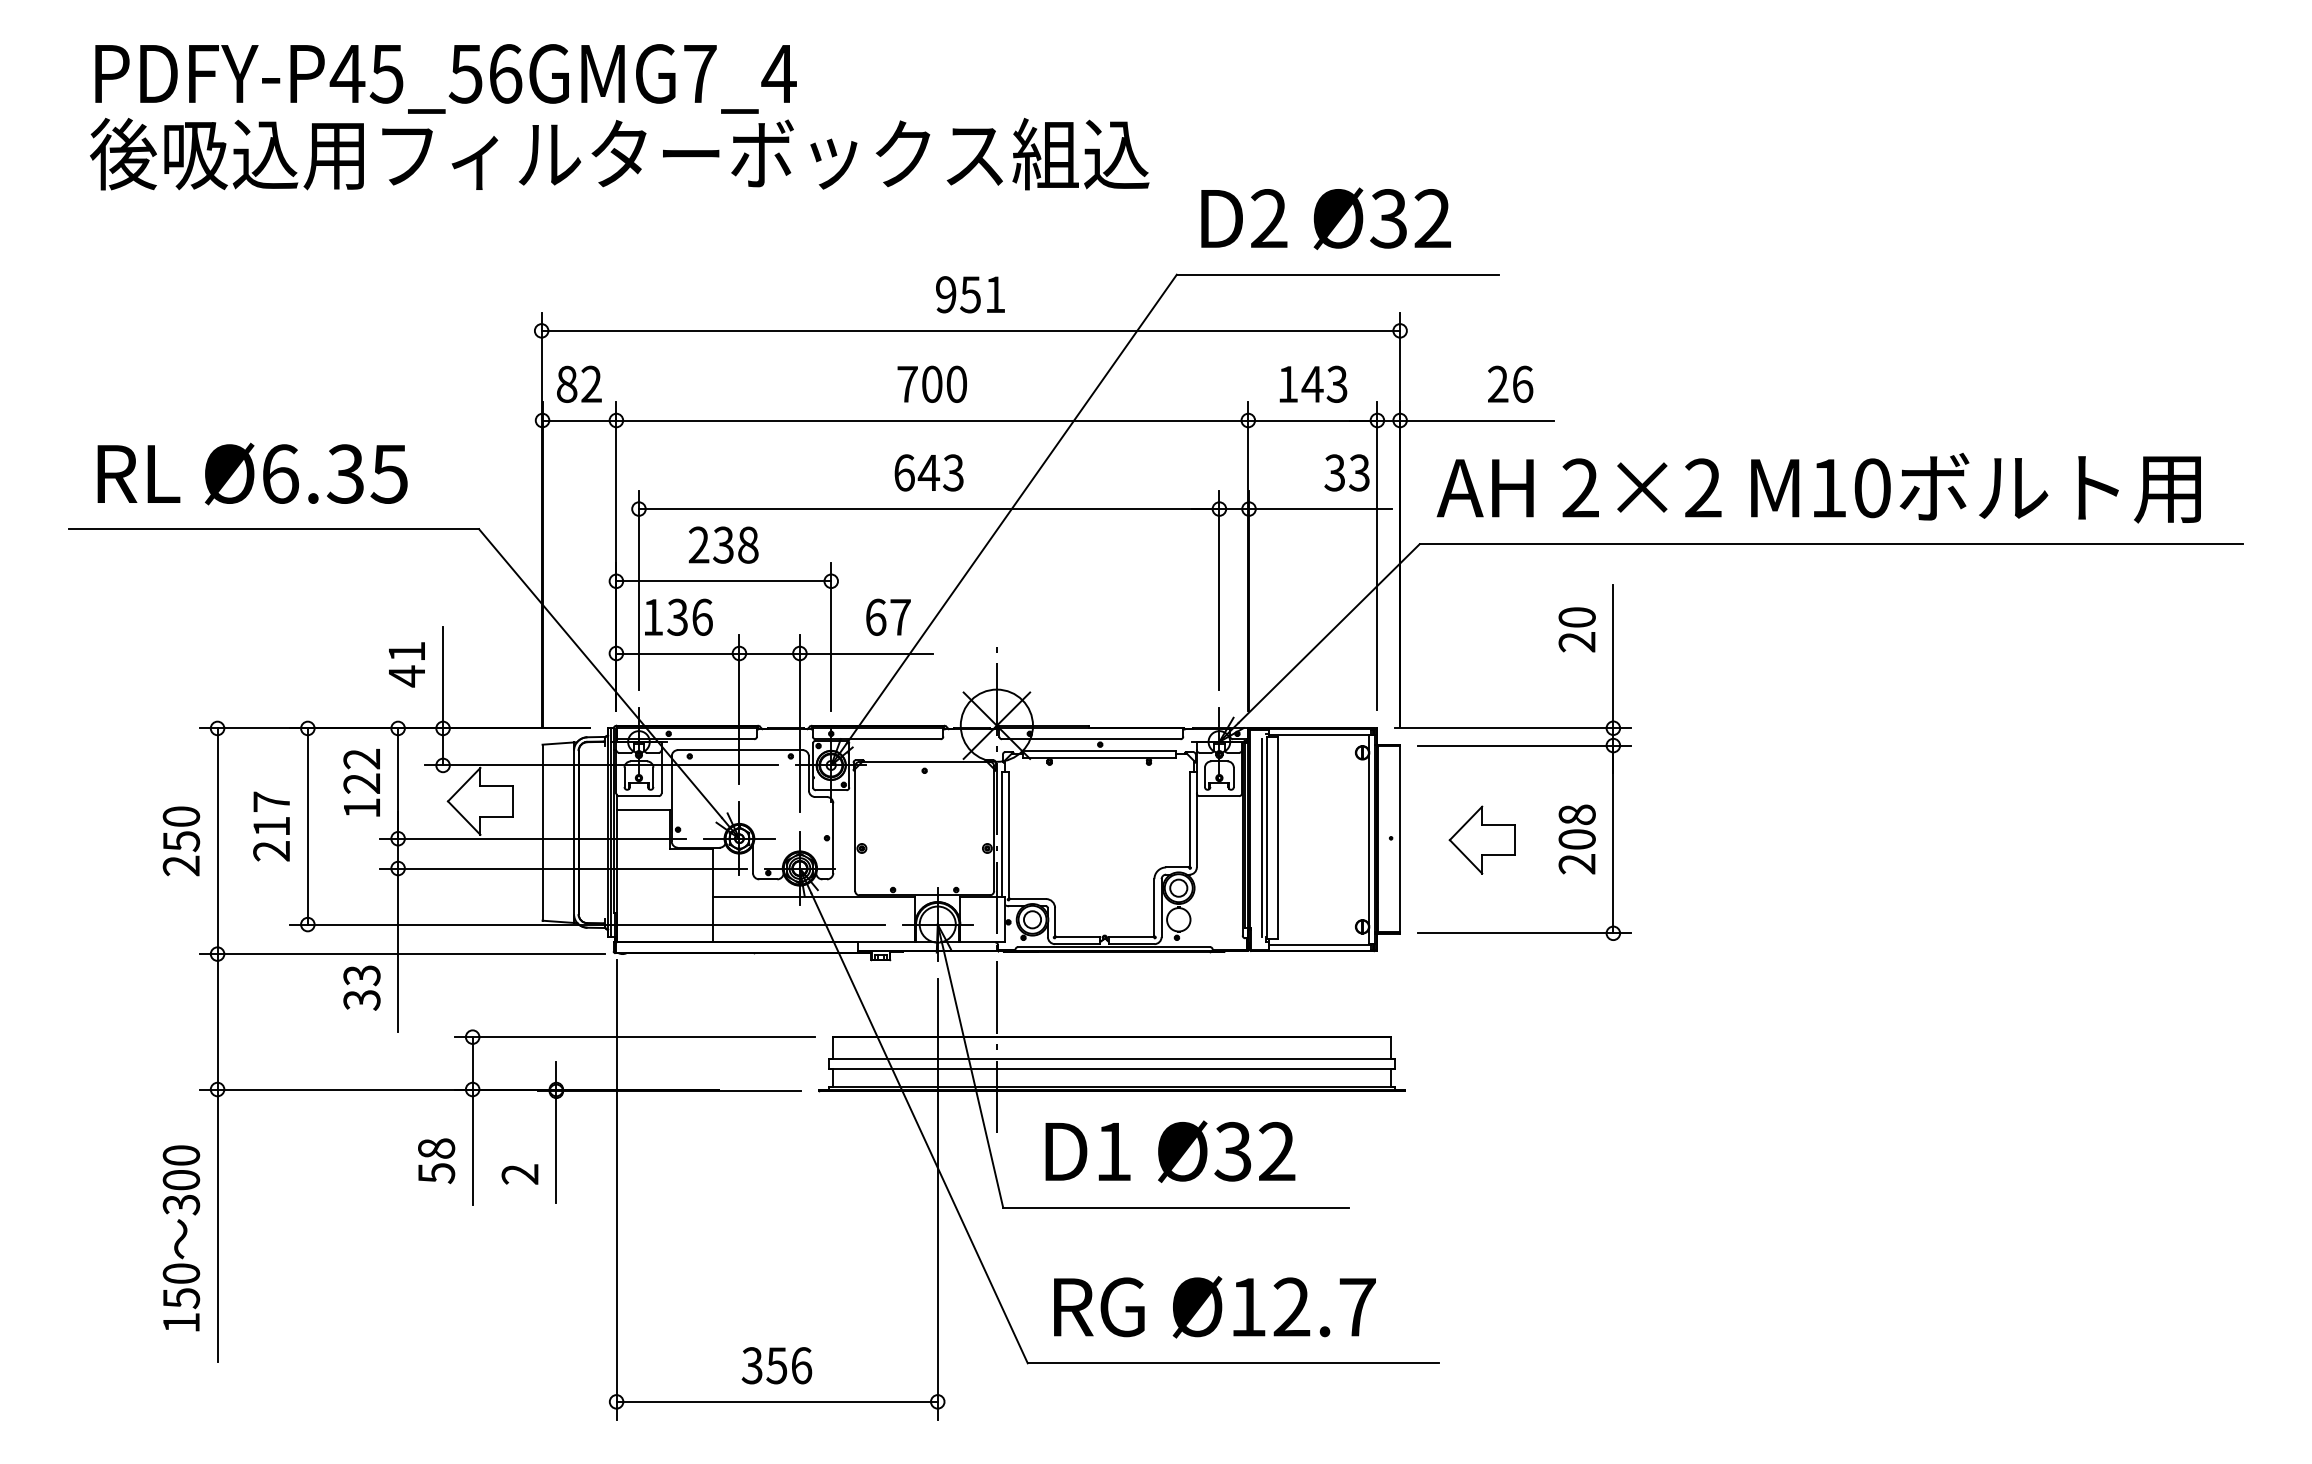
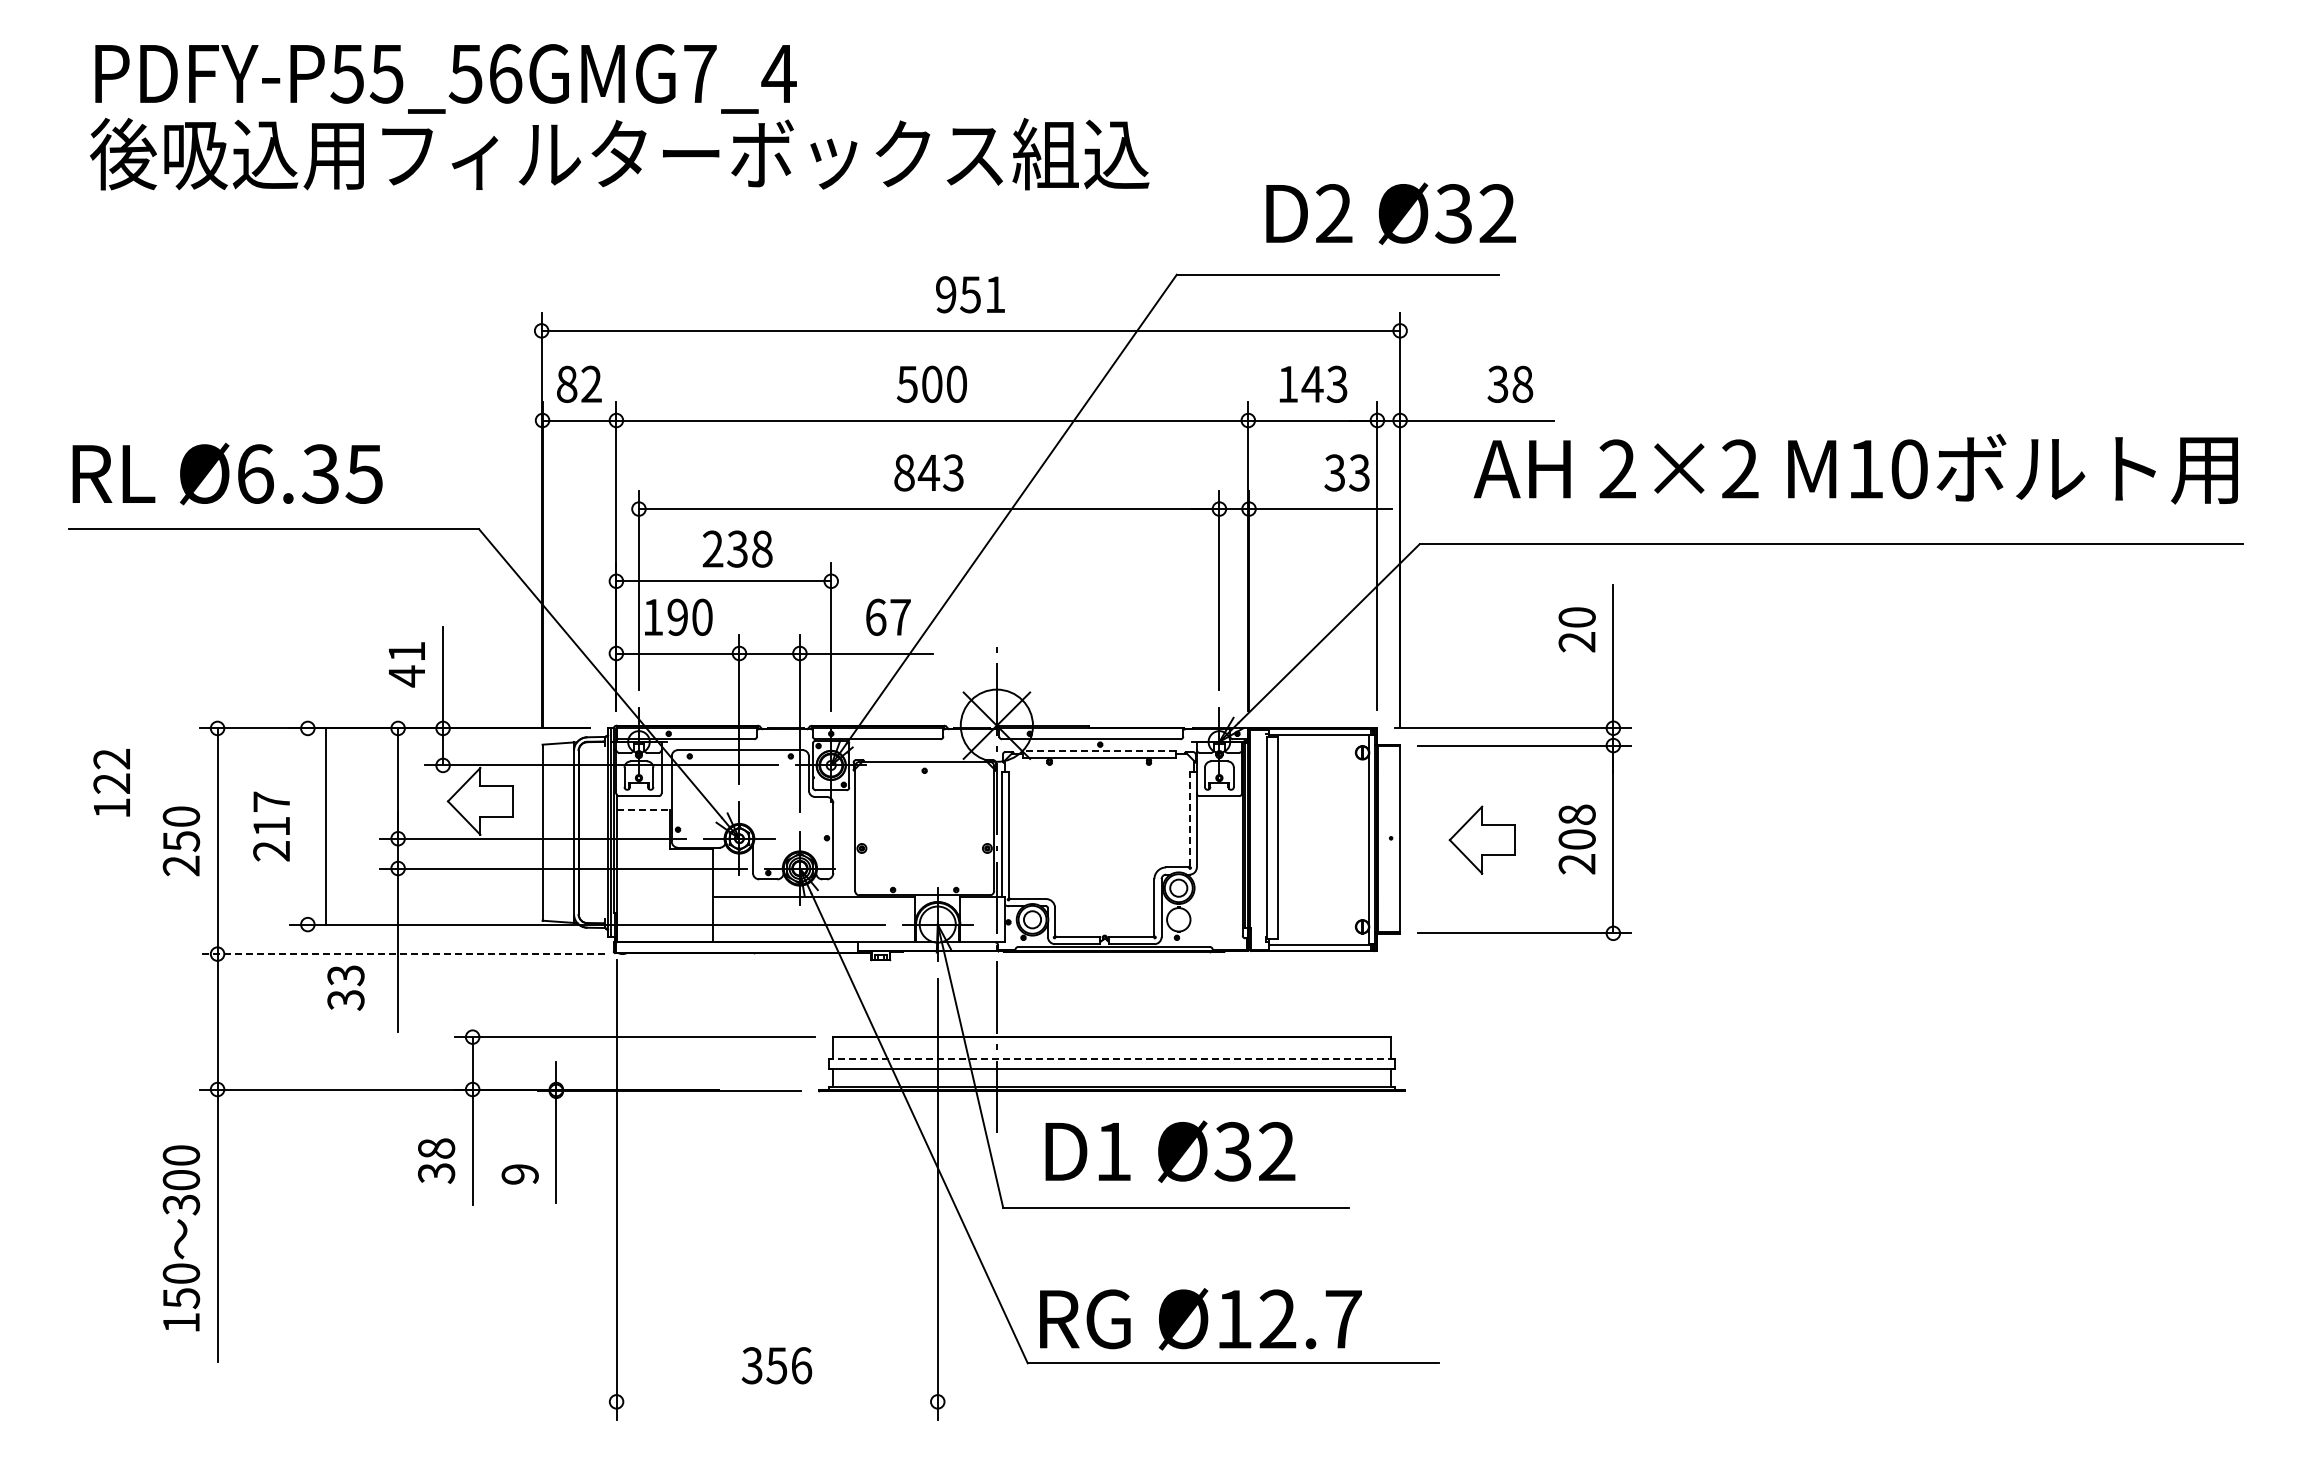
text: PDFY-P45_56GMG7_4 -> PDFY-P55_56GMG7_4 (347, 74)
text position: (1325, 218) -> (1390, 213) (1390, 213)
text: 26 -> 38 (1510, 383)
text: 700 -> 500 (906, 384)
text: 643 -> 843 (904, 472)
text position: (252, 473) -> (227, 473) (227, 473)
text position: (1818, 488) -> (1855, 469) (1855, 469)
text position: (723, 544) -> (737, 548) (737, 548)
text: 136 -> 190 (689, 616)
line: solid -> dashed (1099, 751)
text position: (361, 782) -> (111, 782) (111, 782)
line: solid -> dashed (643, 809)
line: solid -> dashed (1189, 818)
line position: (307, 826) -> (325, 826) (325, 826)
line: present -> none (1262, 837)
line: solid -> dashed (402, 954)
text position: (361, 987) -> (345, 987) (345, 987)
line: solid -> dashed (1111, 1059)
text: 58 -> 38 (436, 1173)
text: 2 -> 9 (520, 1174)
text position: (1214, 1307) -> (1200, 1319) (1200, 1319)
line: present -> none (776, 1401)
